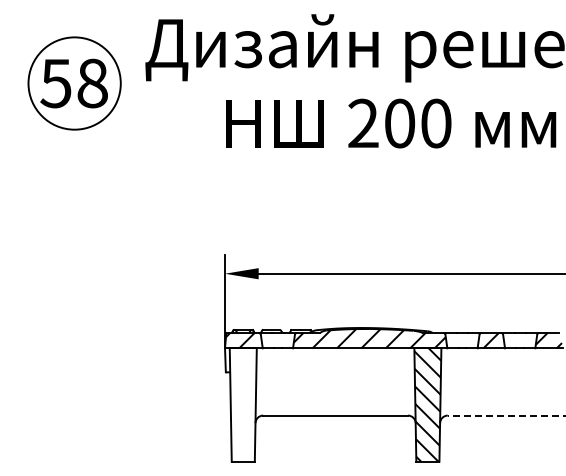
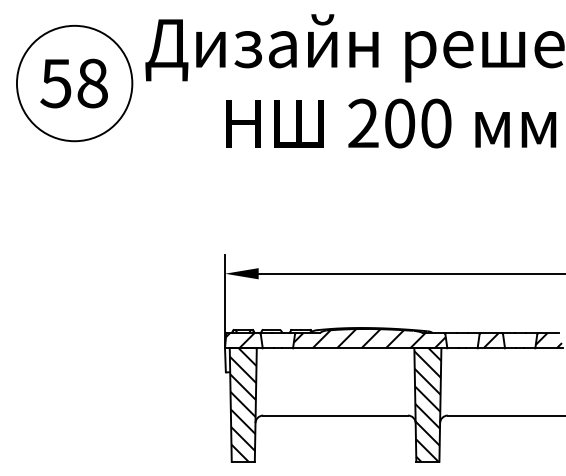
circle diameter: 92 px -> 115 px (74, 83)
hatch: none -> present (242, 404)
line: dashed -> solid (506, 415)
